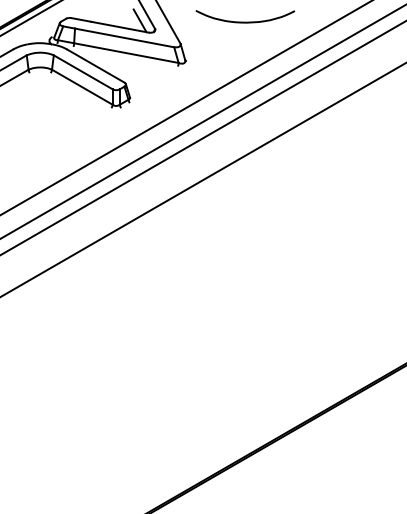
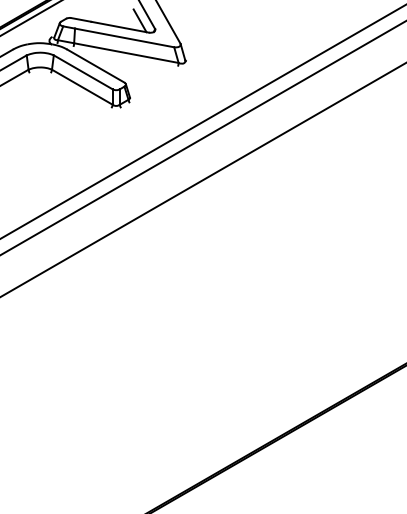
curve: present -> none (245, 21)
line: present -> none (185, 108)
